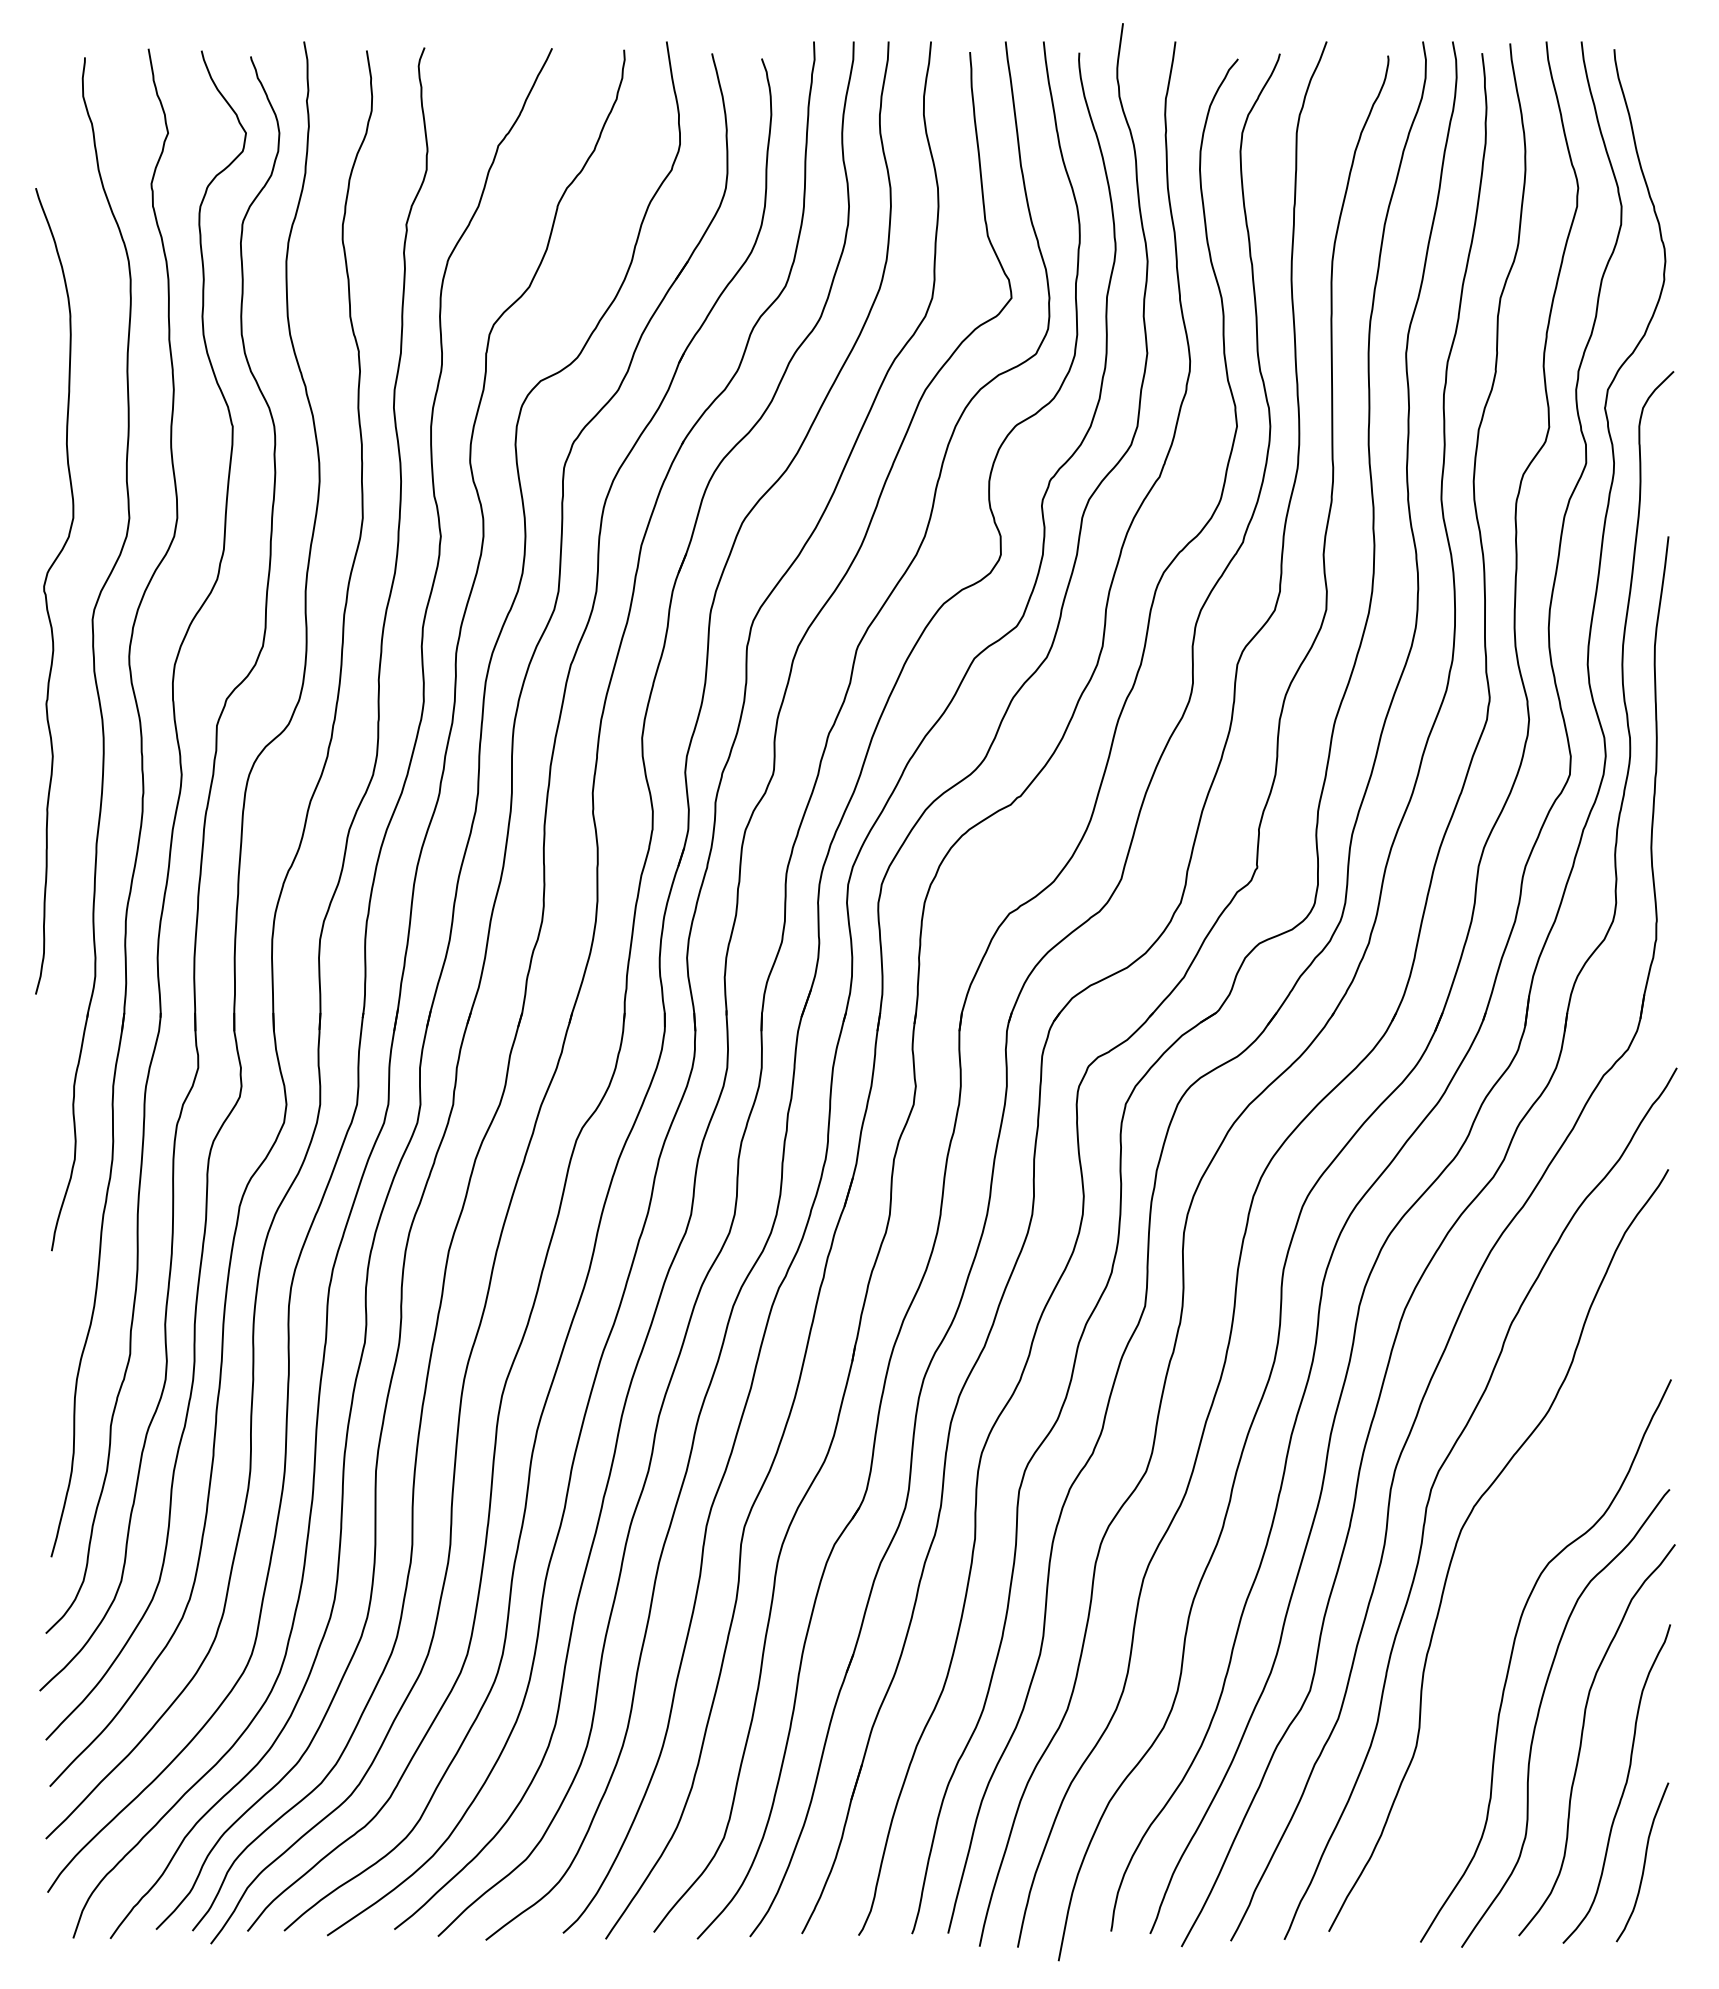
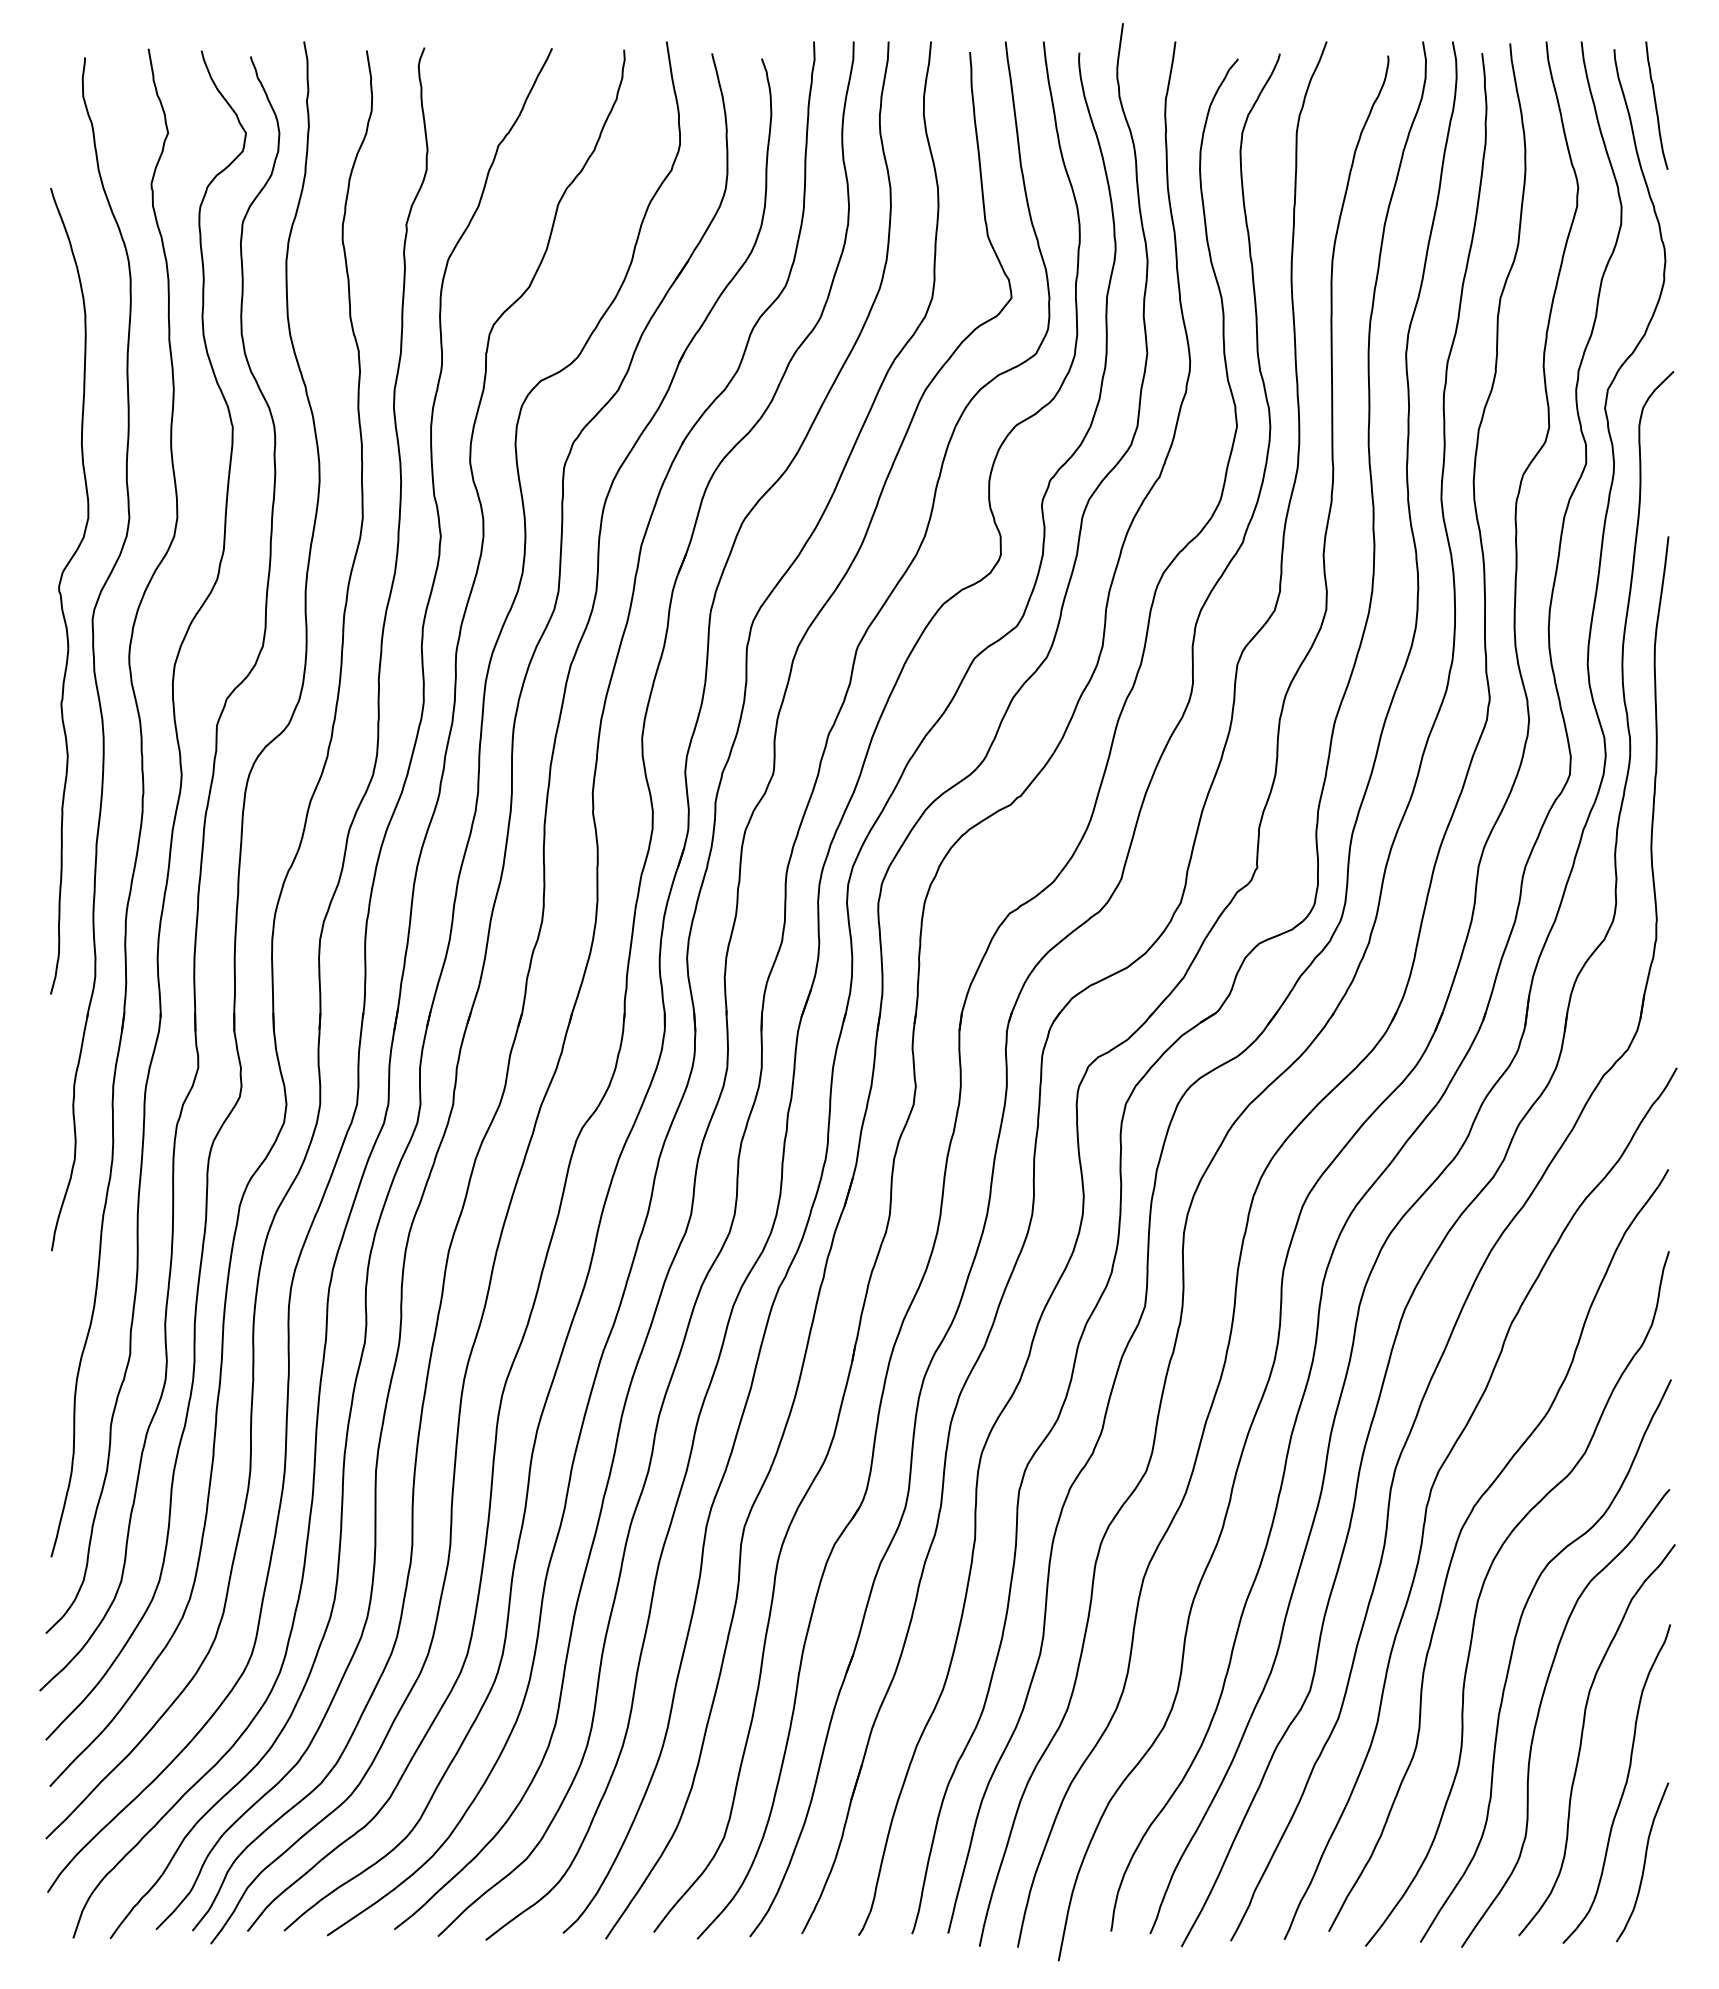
curve: none -> present (1656, 105)
curve position: (46, 593) -> (61, 593) (61, 593)
curve: none -> present (1483, 1587)
